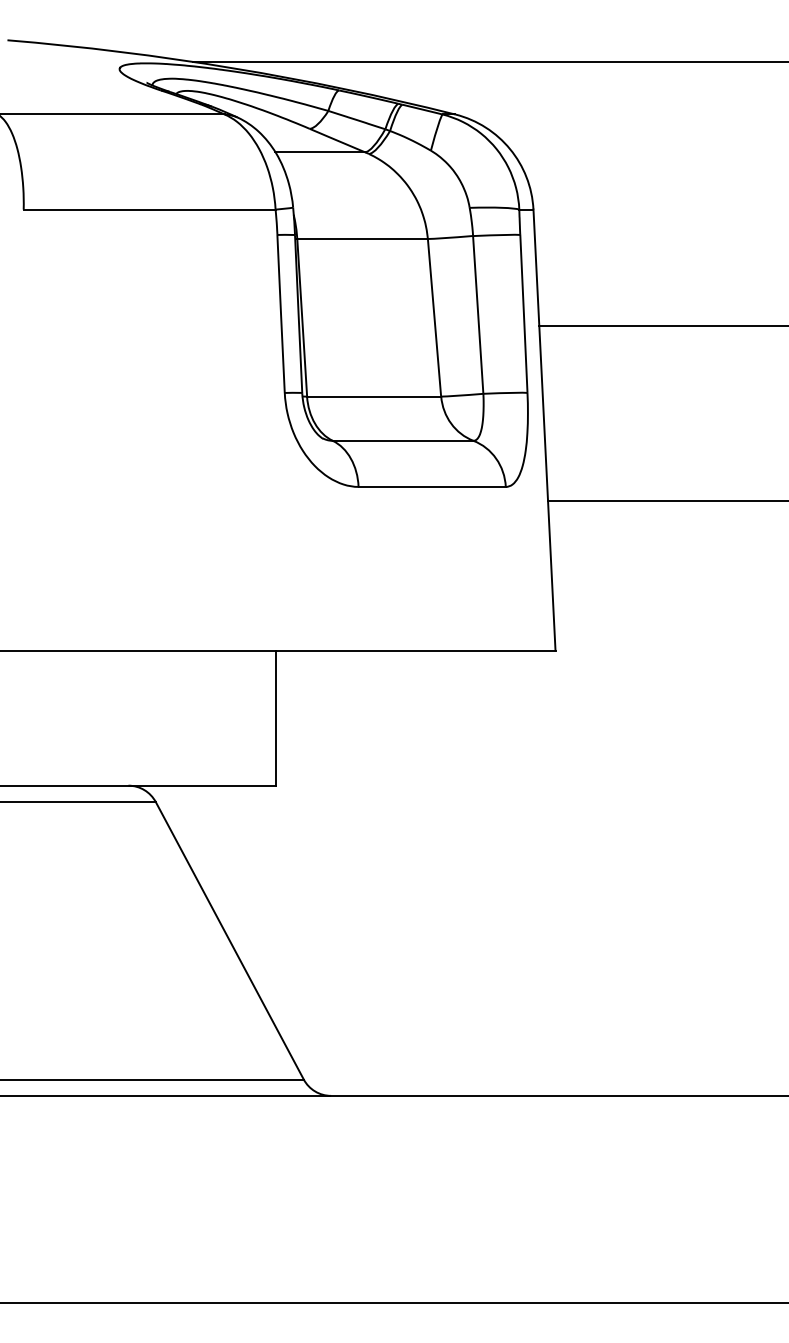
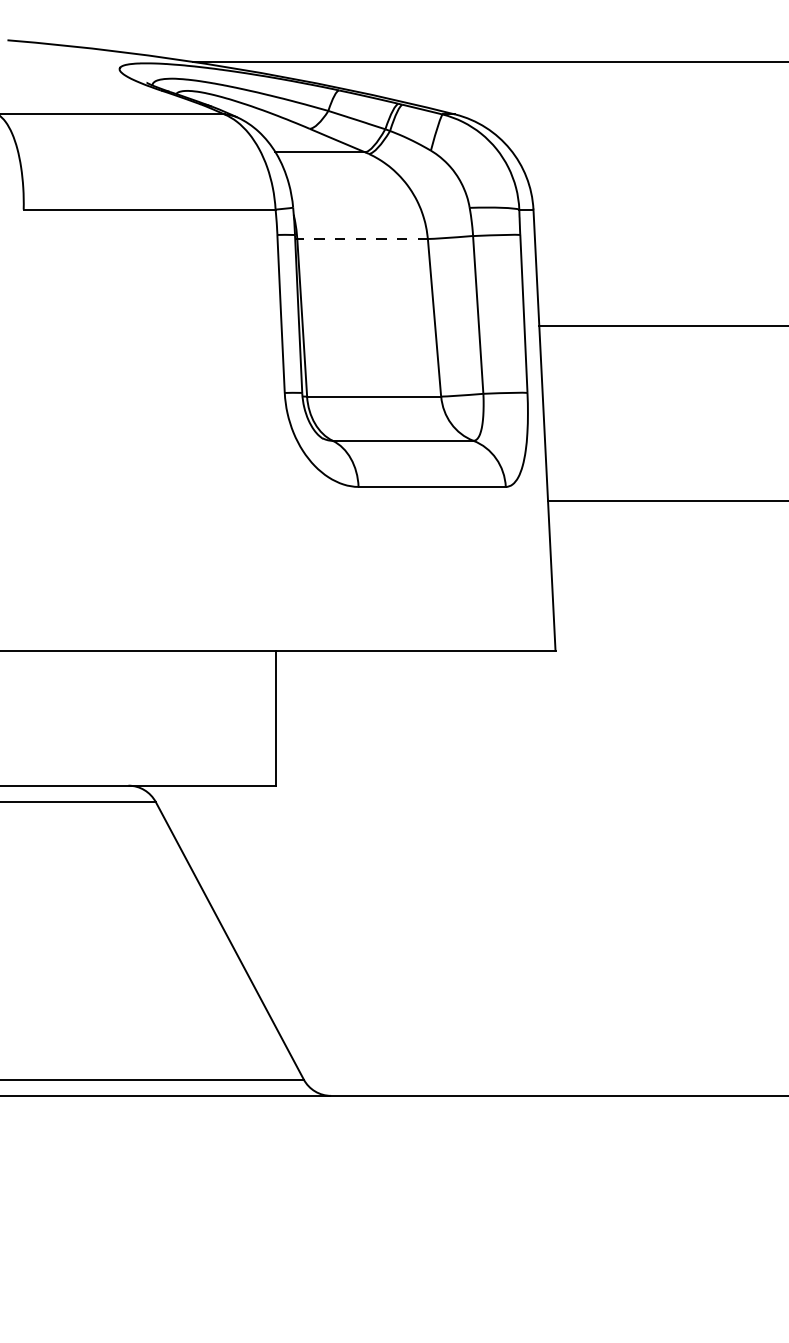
line: solid -> dashed (362, 239)
line: present -> none (393, 1302)
